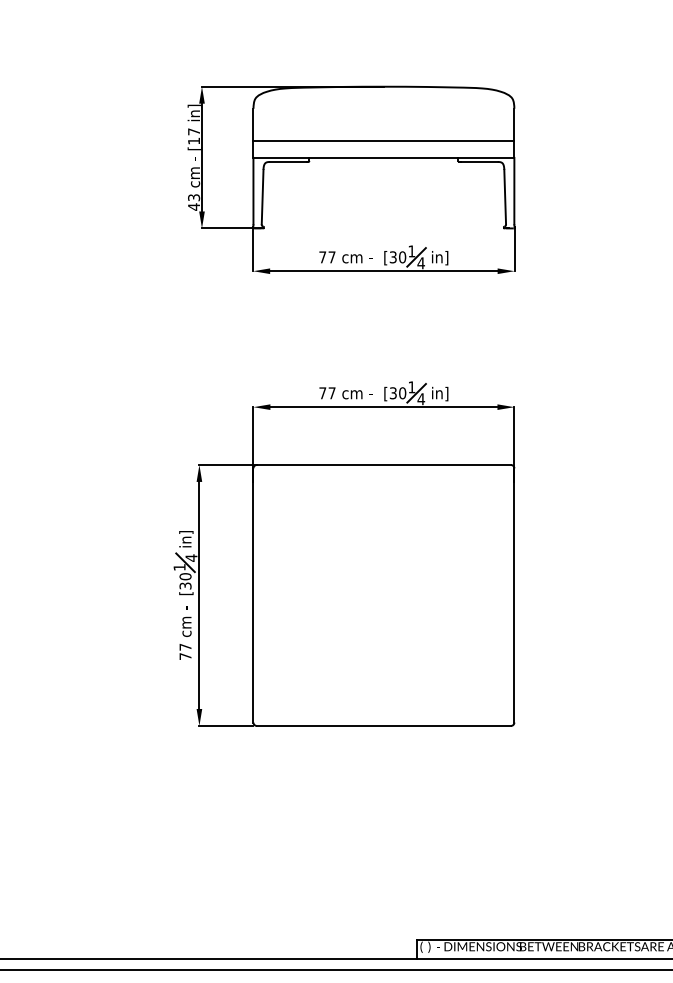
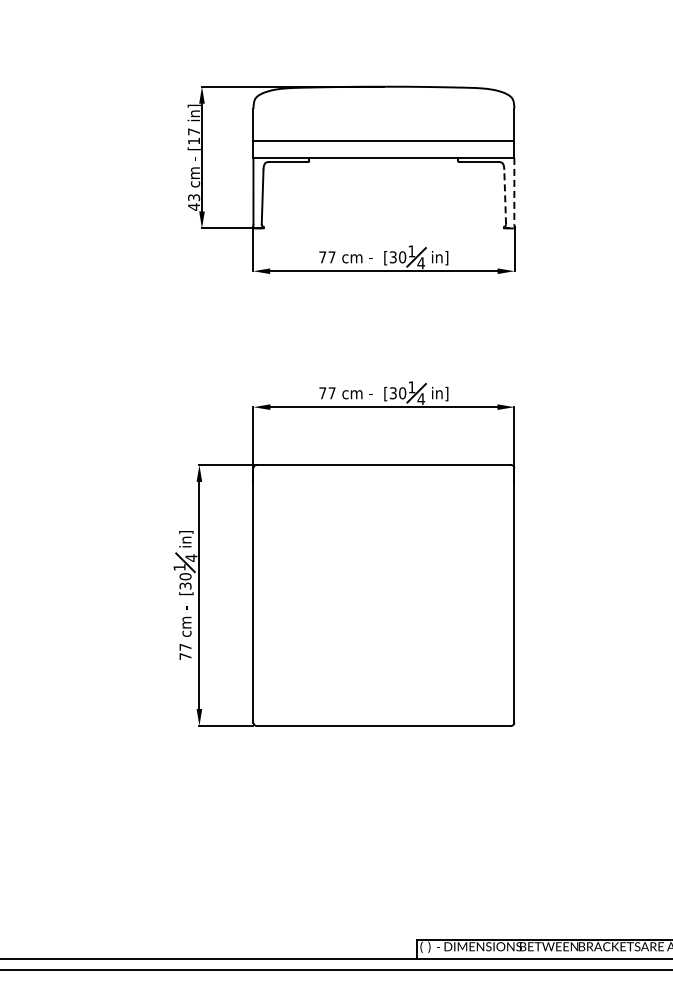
line: solid -> dashed (514, 191)
line: solid -> dashed (505, 196)
